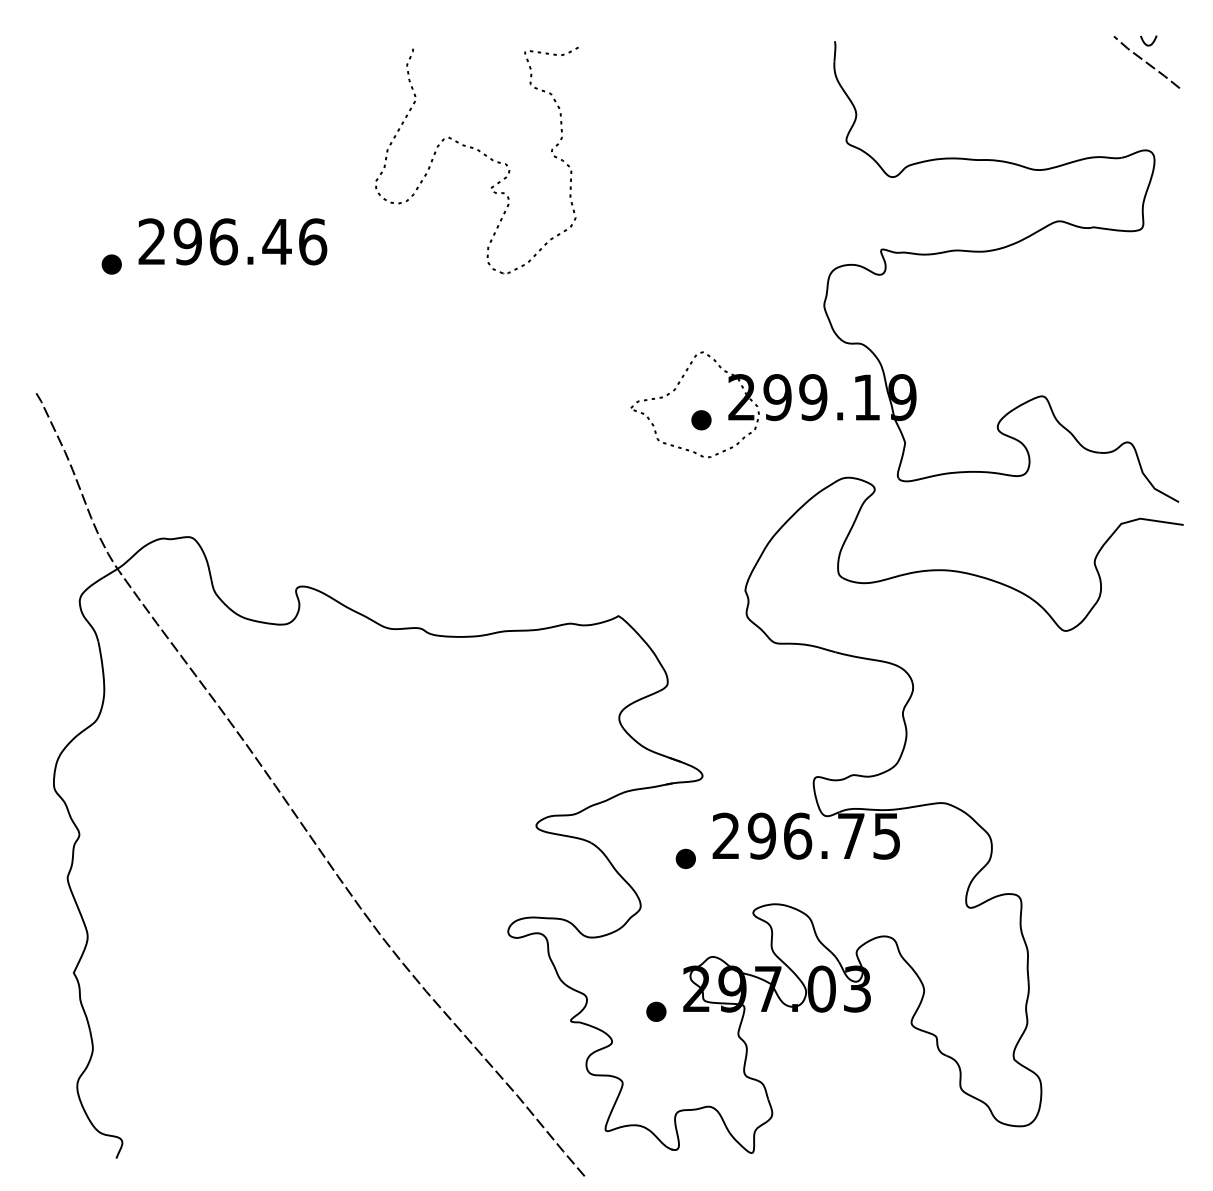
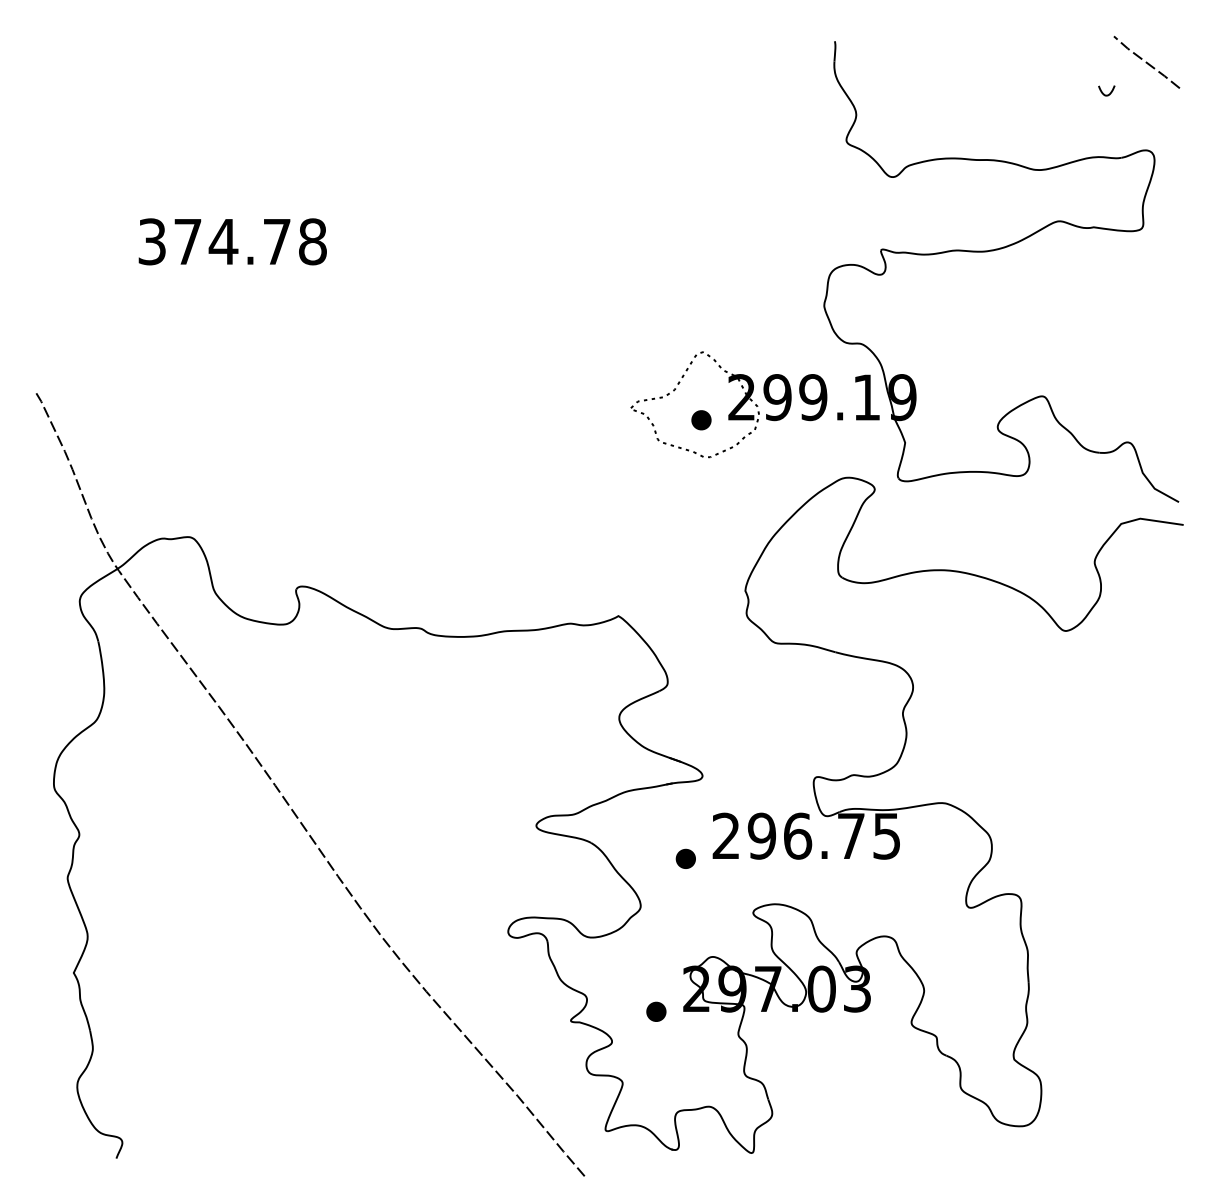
curve position: (1145, 42) -> (1103, 92) (1103, 92)
curve: present -> none (479, 152)
text: 296.46 -> 374.78 (232, 241)
part: present -> none (111, 264)
